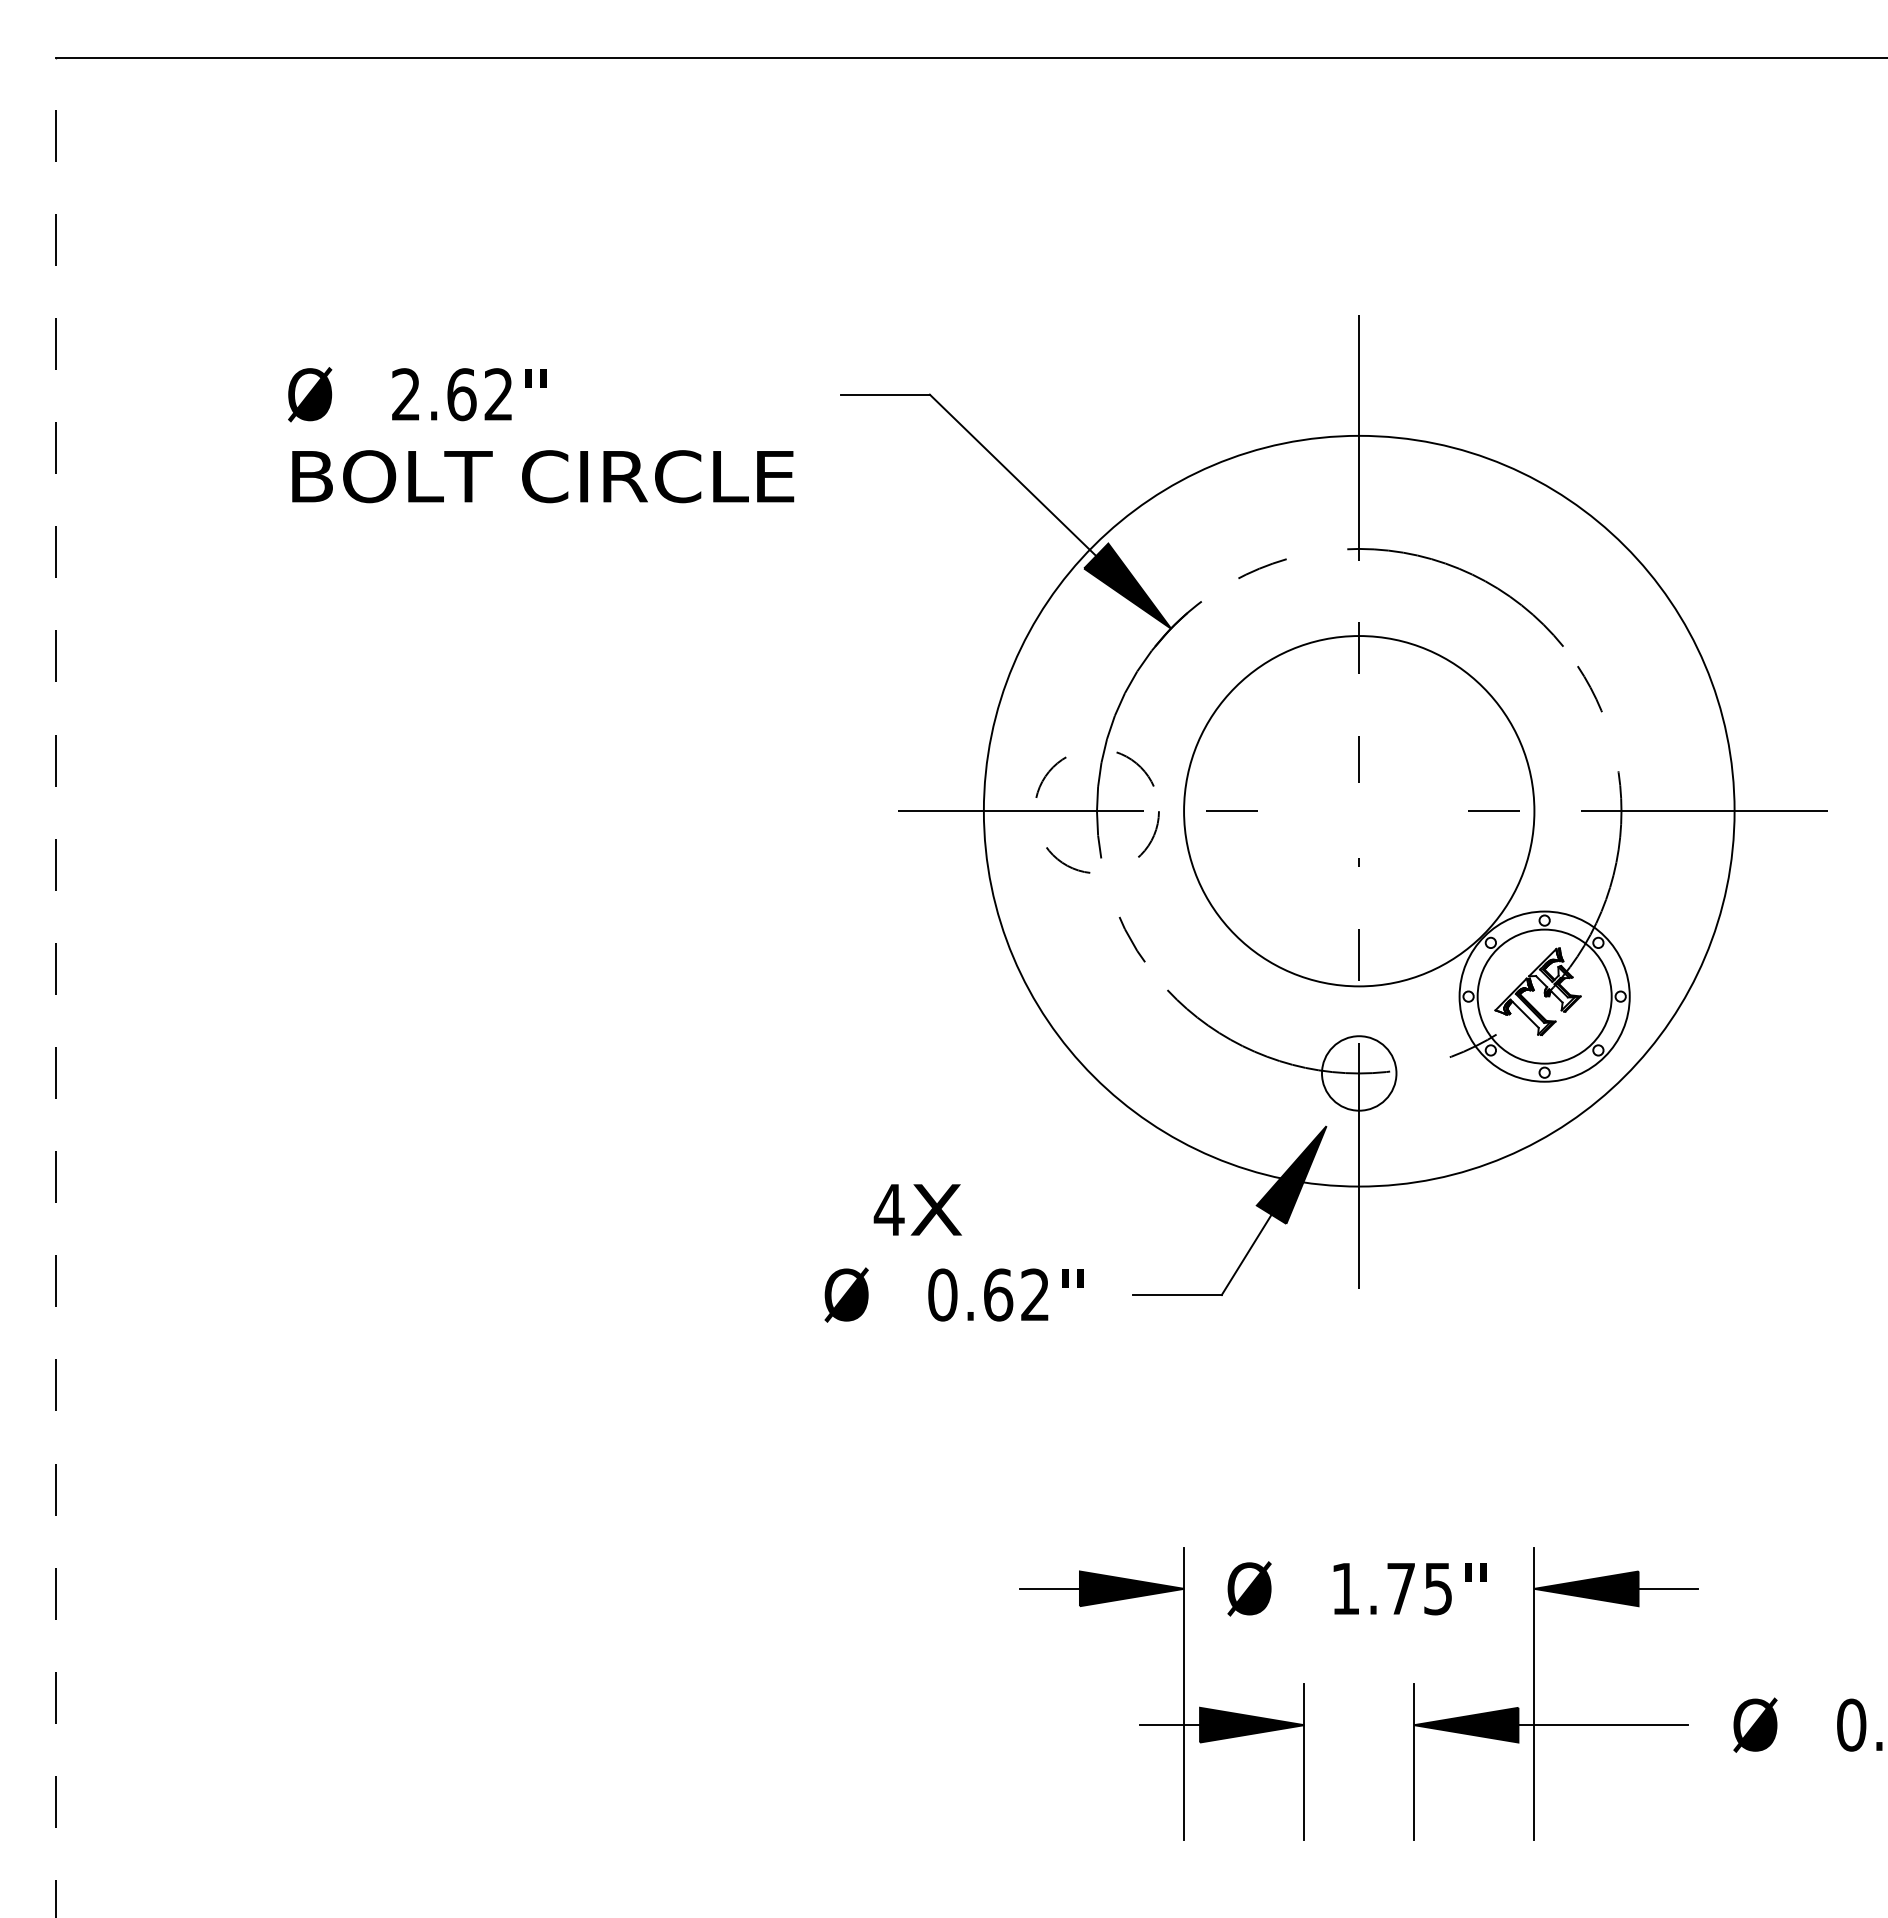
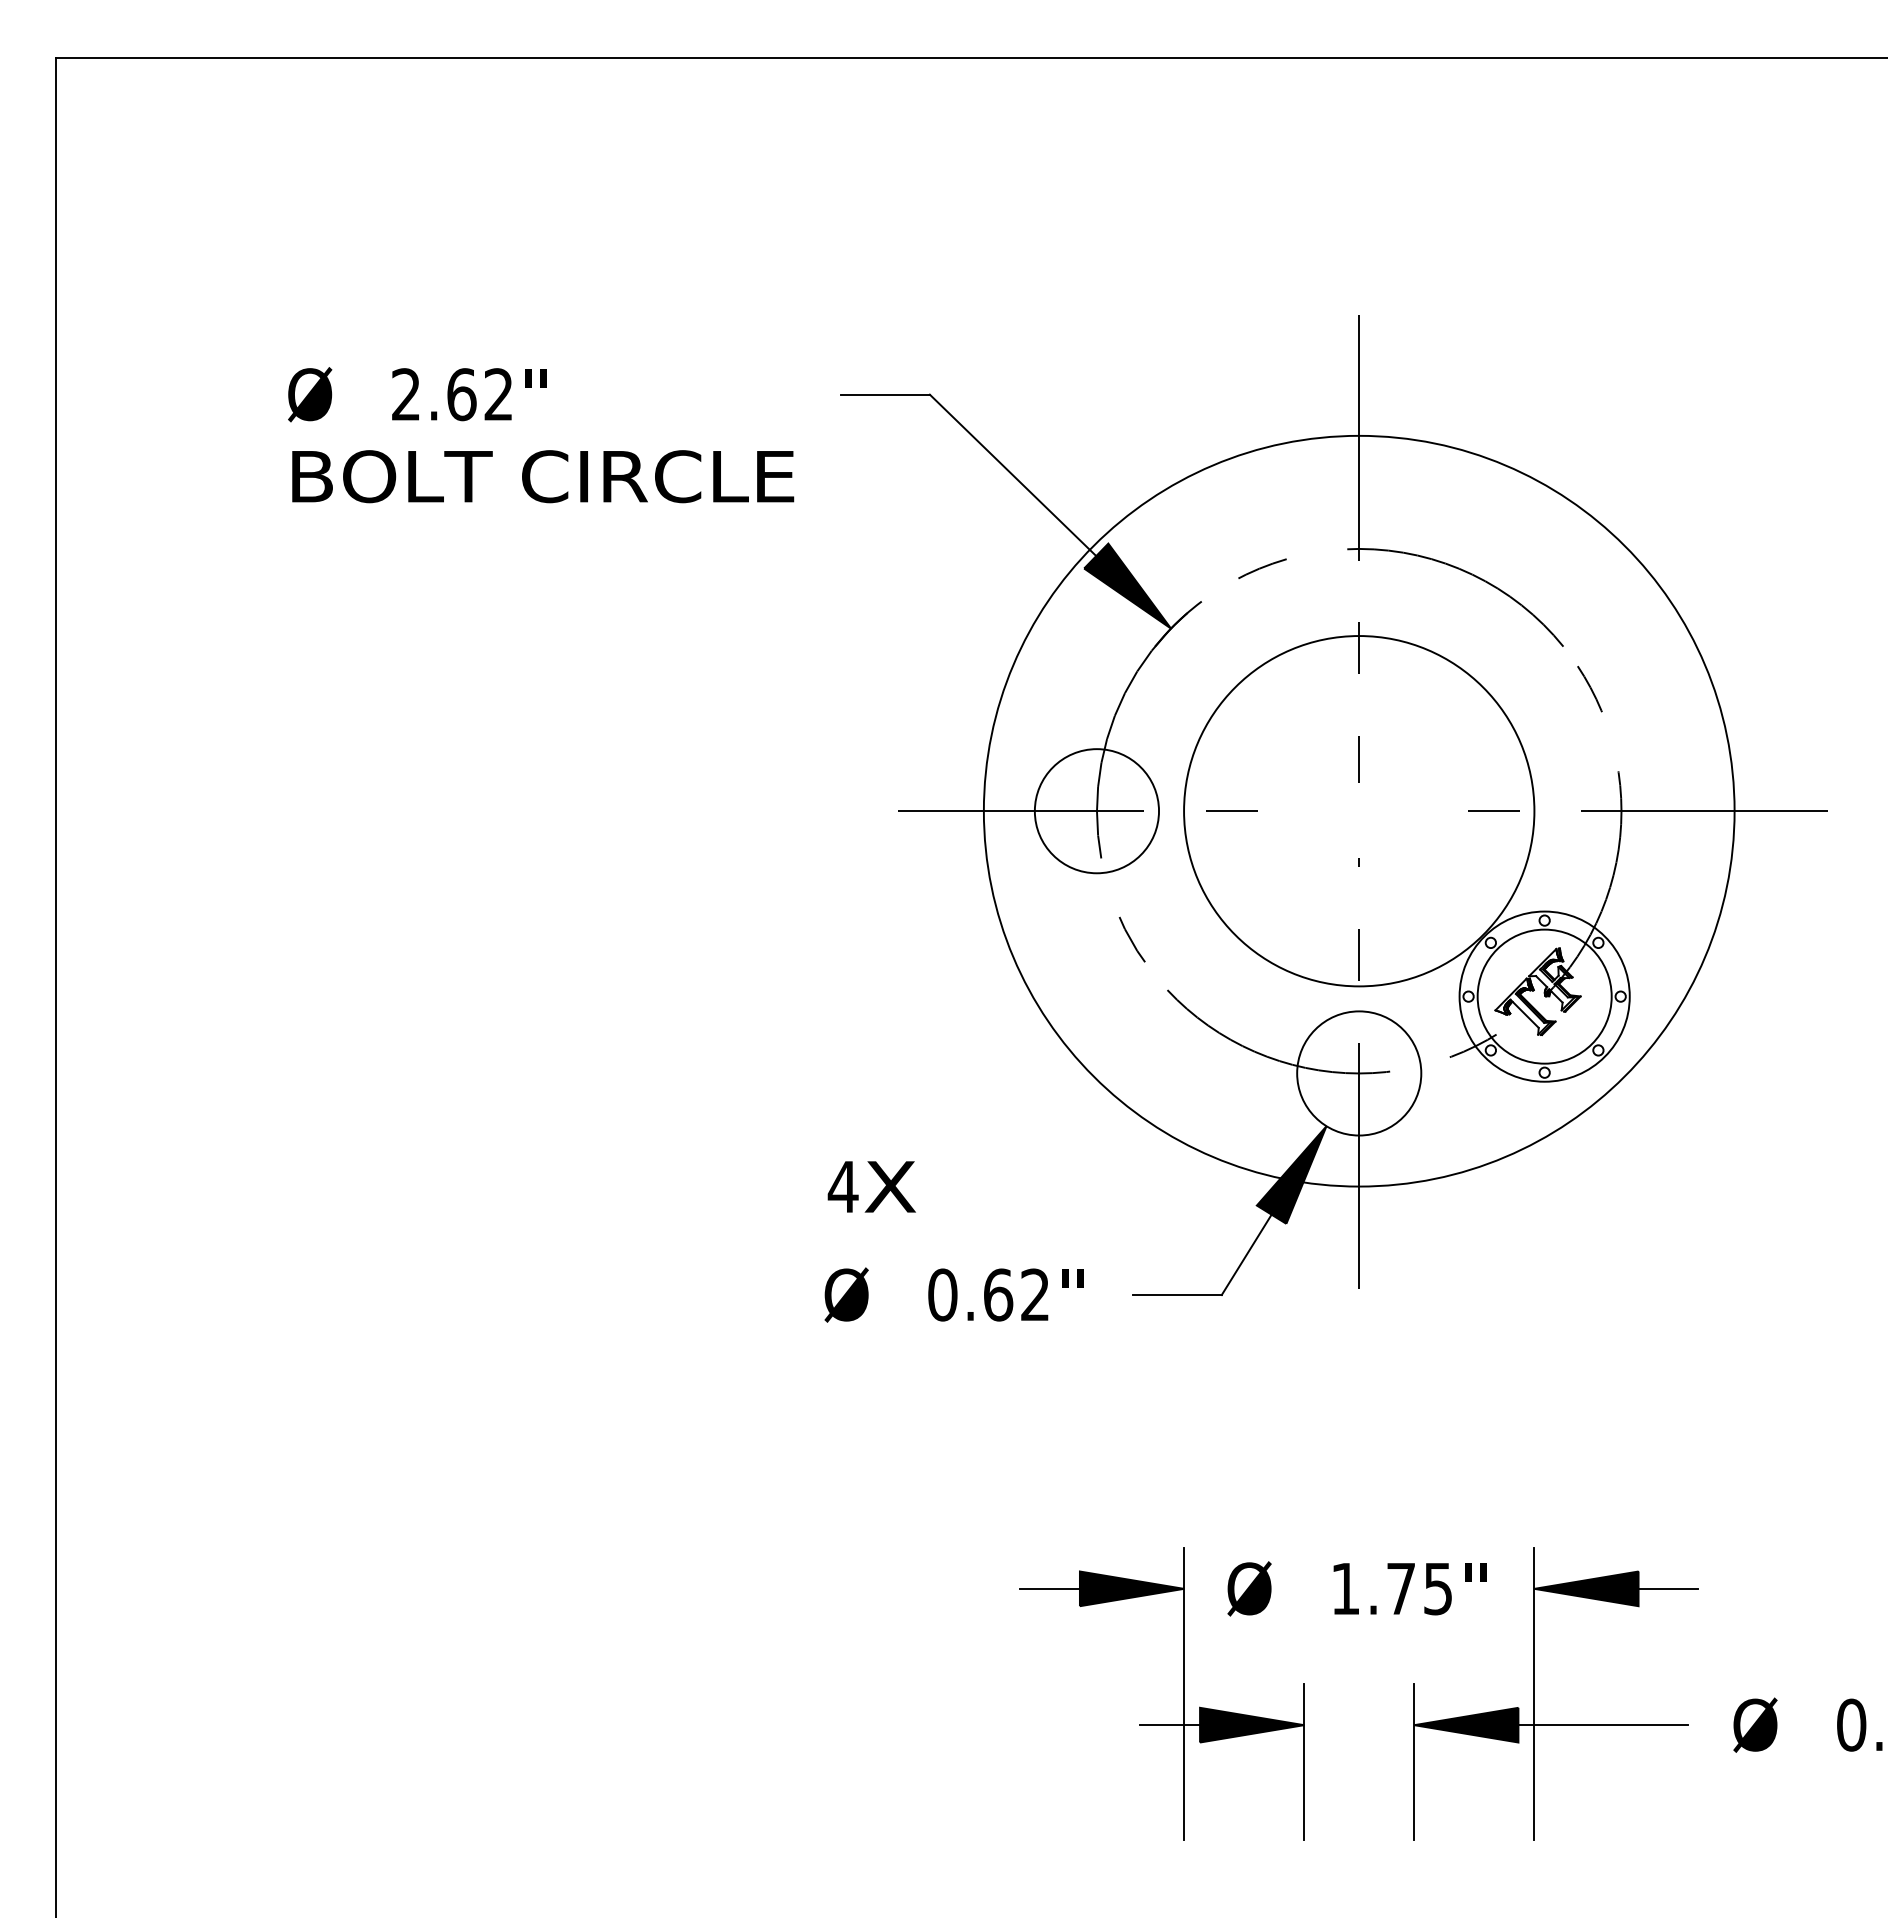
circle: dashed -> solid (1096, 811)
line: dashed -> solid (56, 987)
circle diameter: 74 px -> 124 px (1359, 1073)
text position: (917, 1209) -> (871, 1186) (871, 1186)
